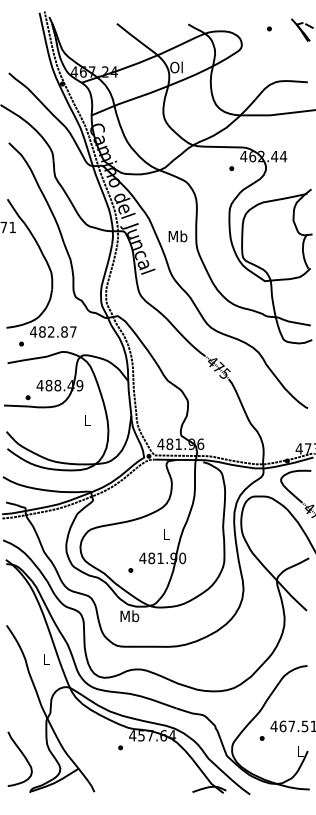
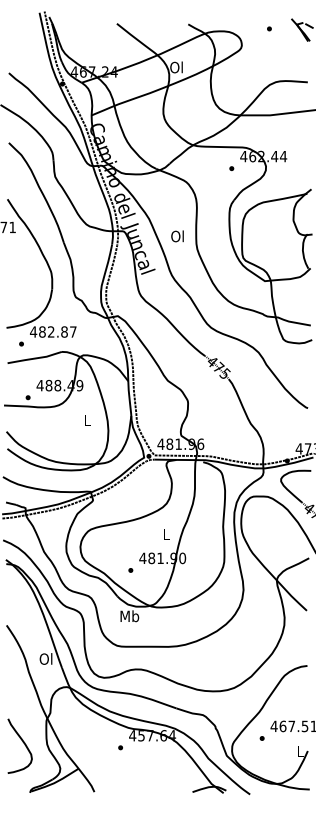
text: Mb -> Ol (177, 236)
text: L -> Ol (45, 658)
curve position: (22, 755) -> (22, 742) (22, 742)
